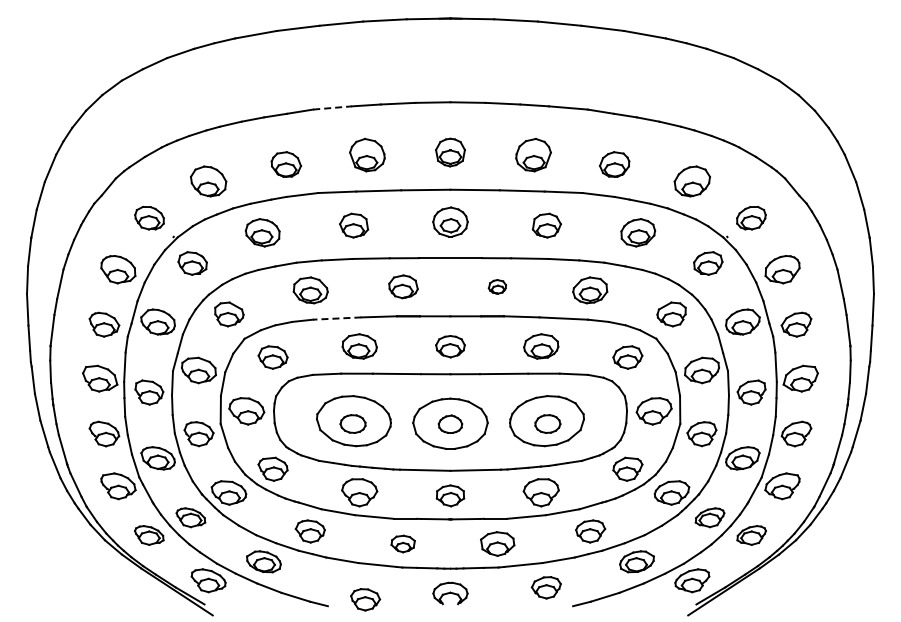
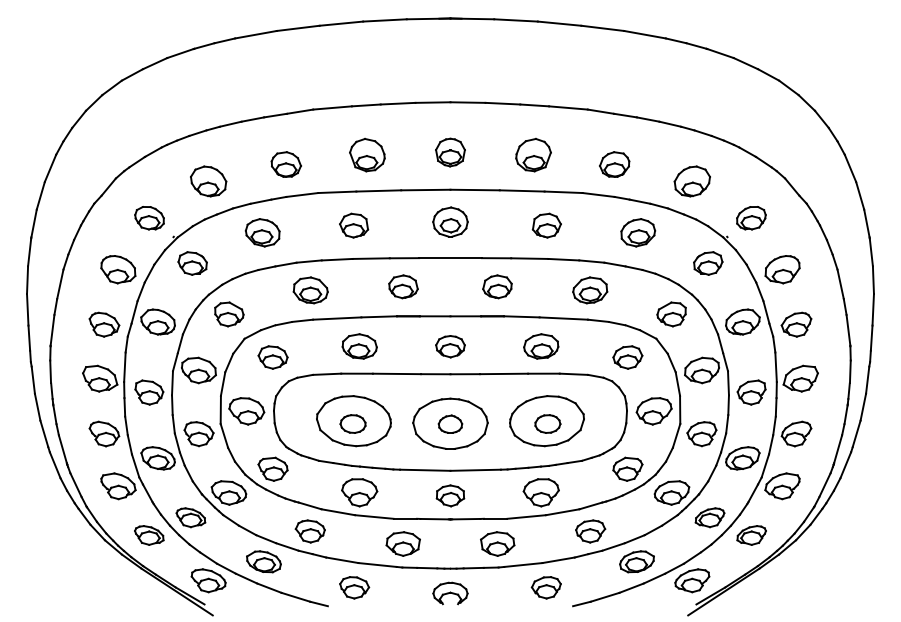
line: dashed -> solid (333, 107)
part size: 20x16 px -> 31x26 px (497, 286)
line: dashed -> solid (336, 318)
part size: 26x20 px -> 36x26 px (402, 543)
part position: (365, 599) -> (354, 587) (354, 587)
